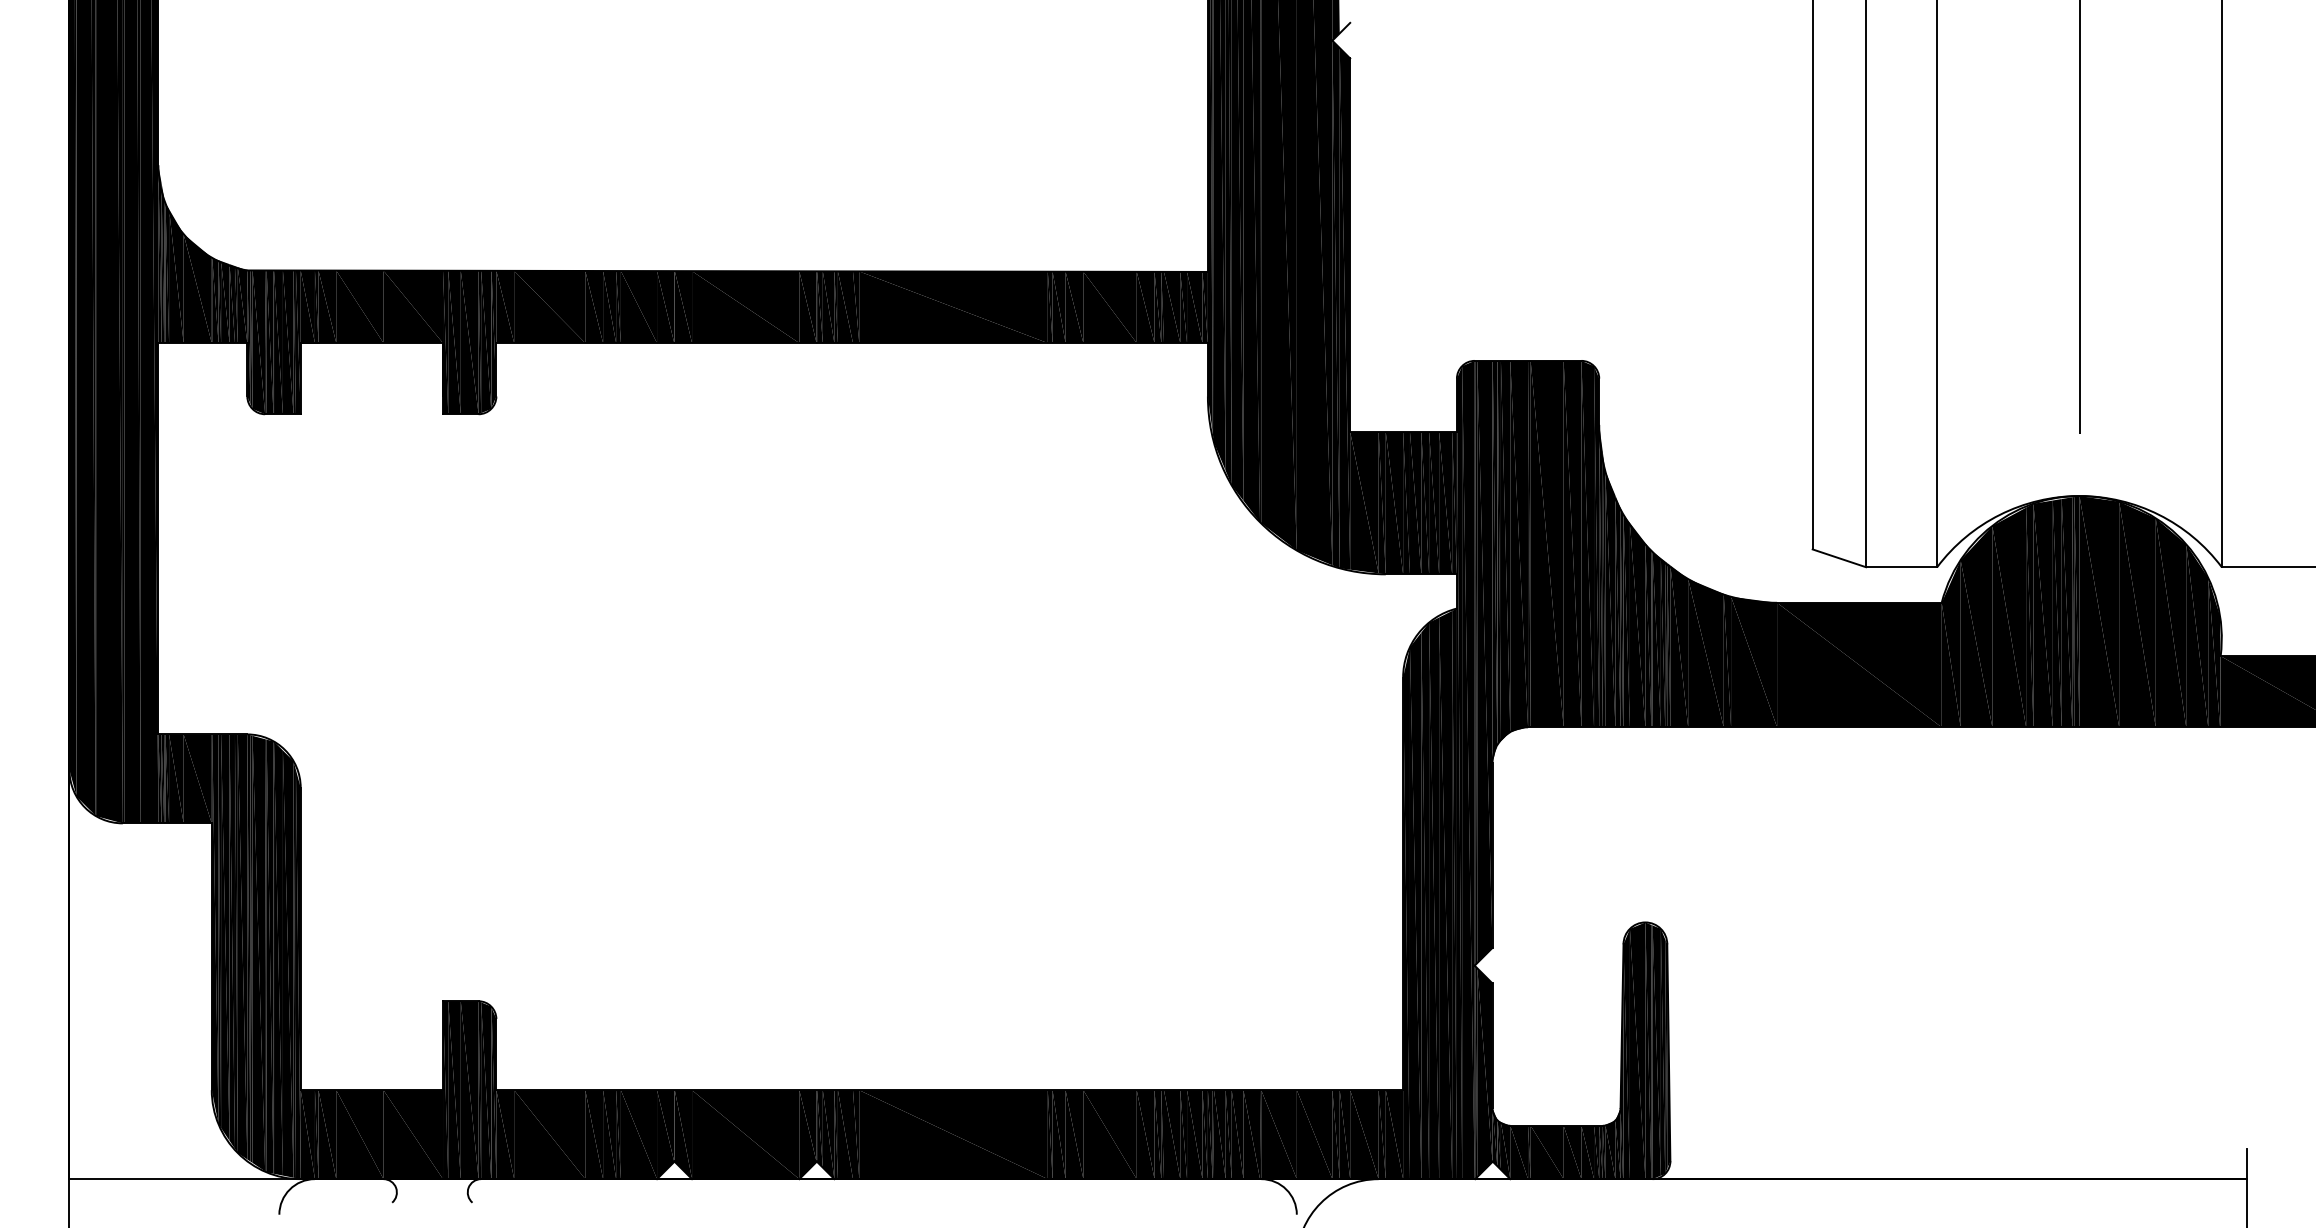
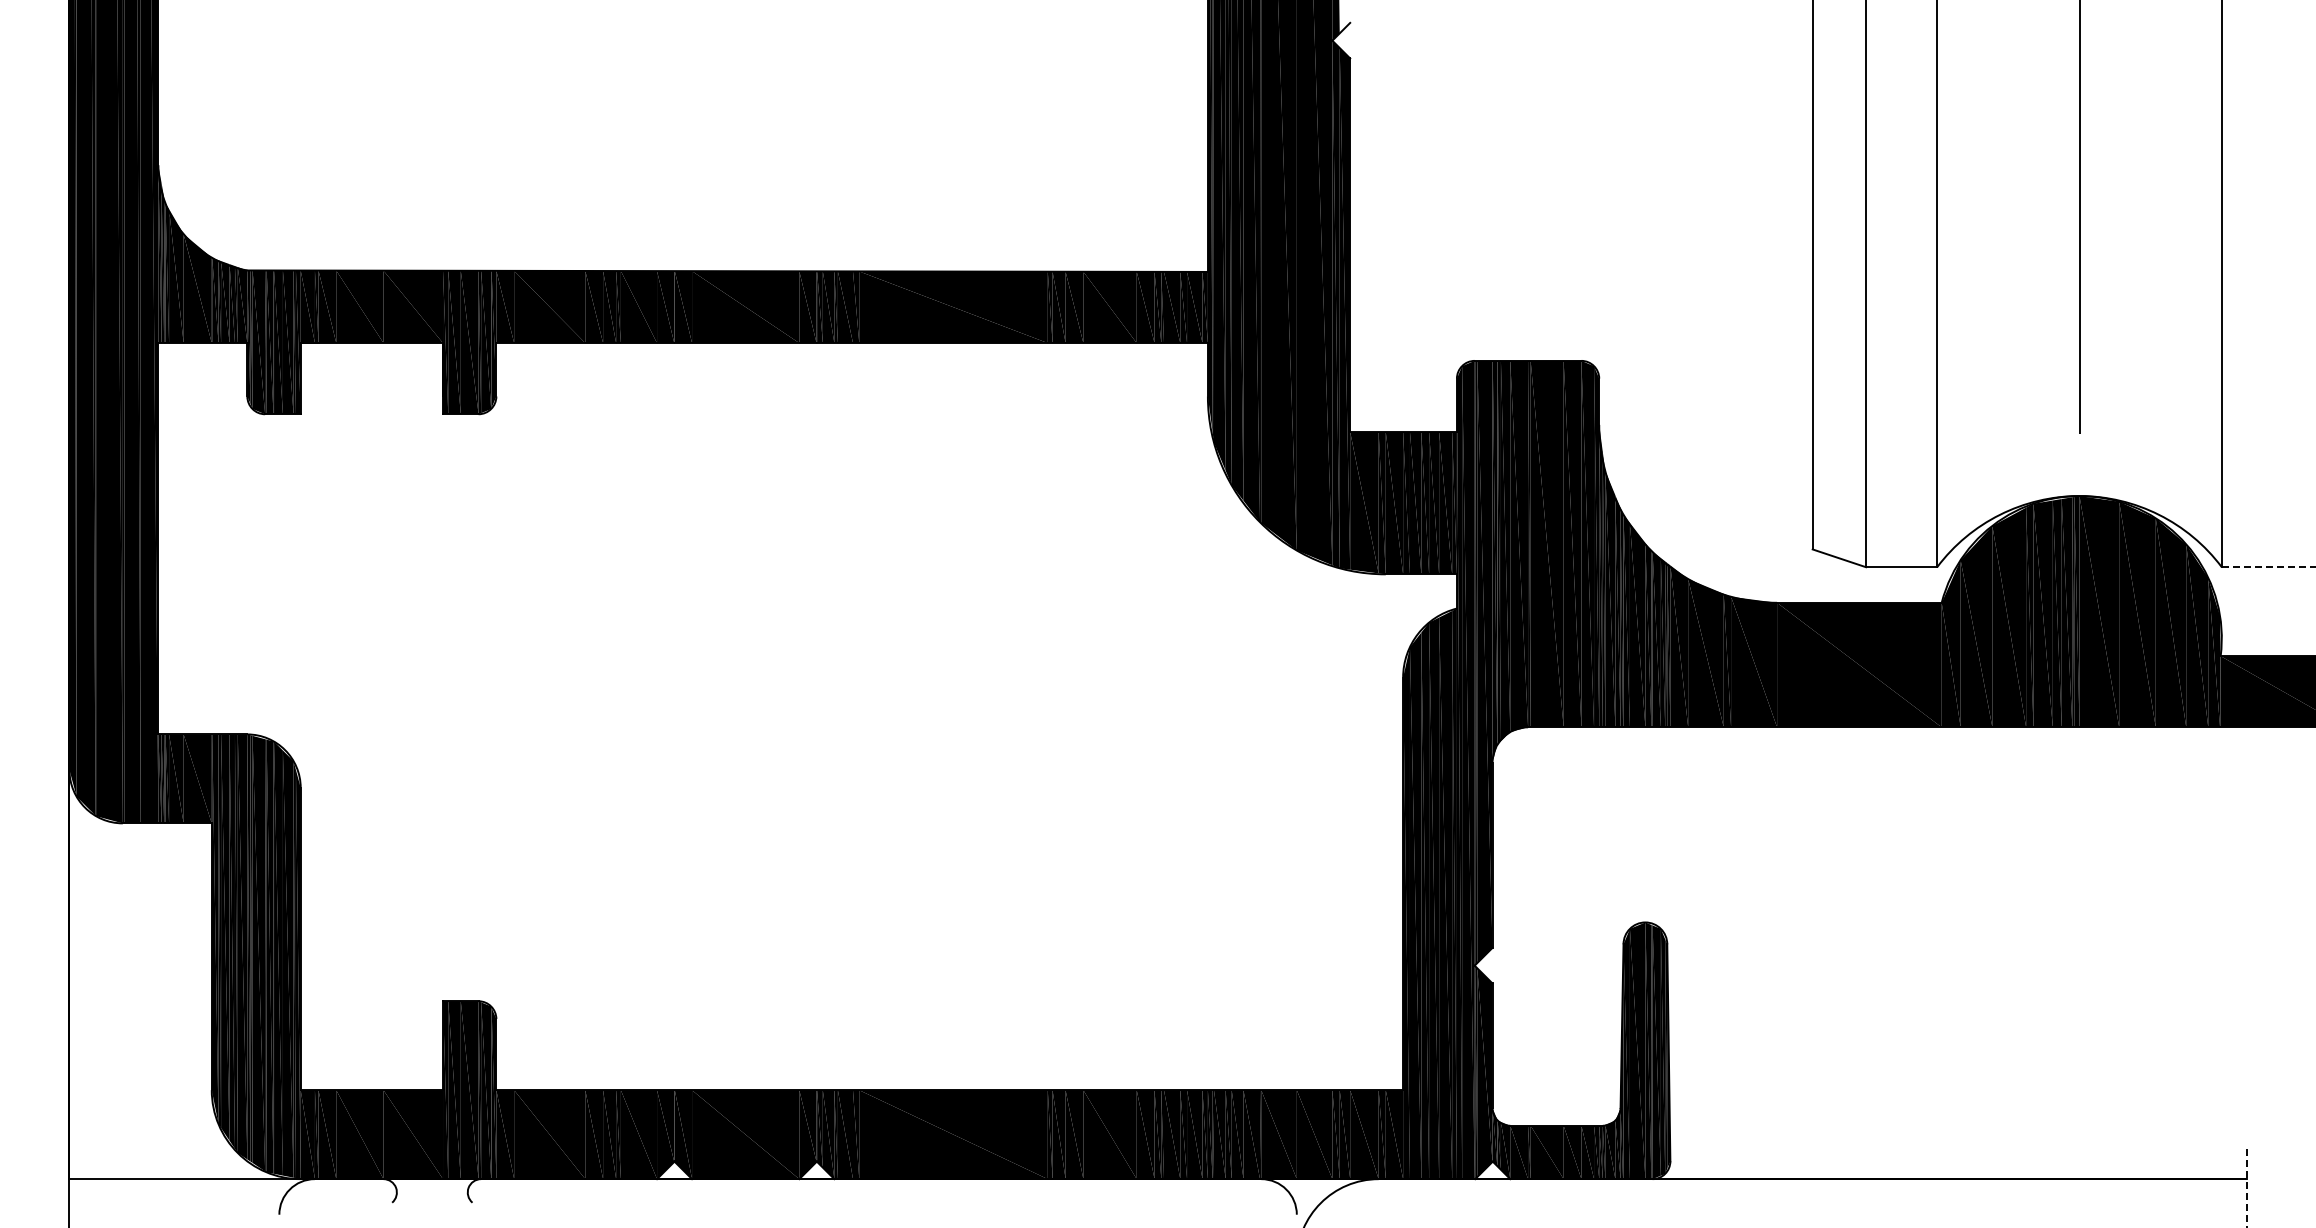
line: solid -> dashed (2268, 567)
line: solid -> dashed (2246, 1188)
